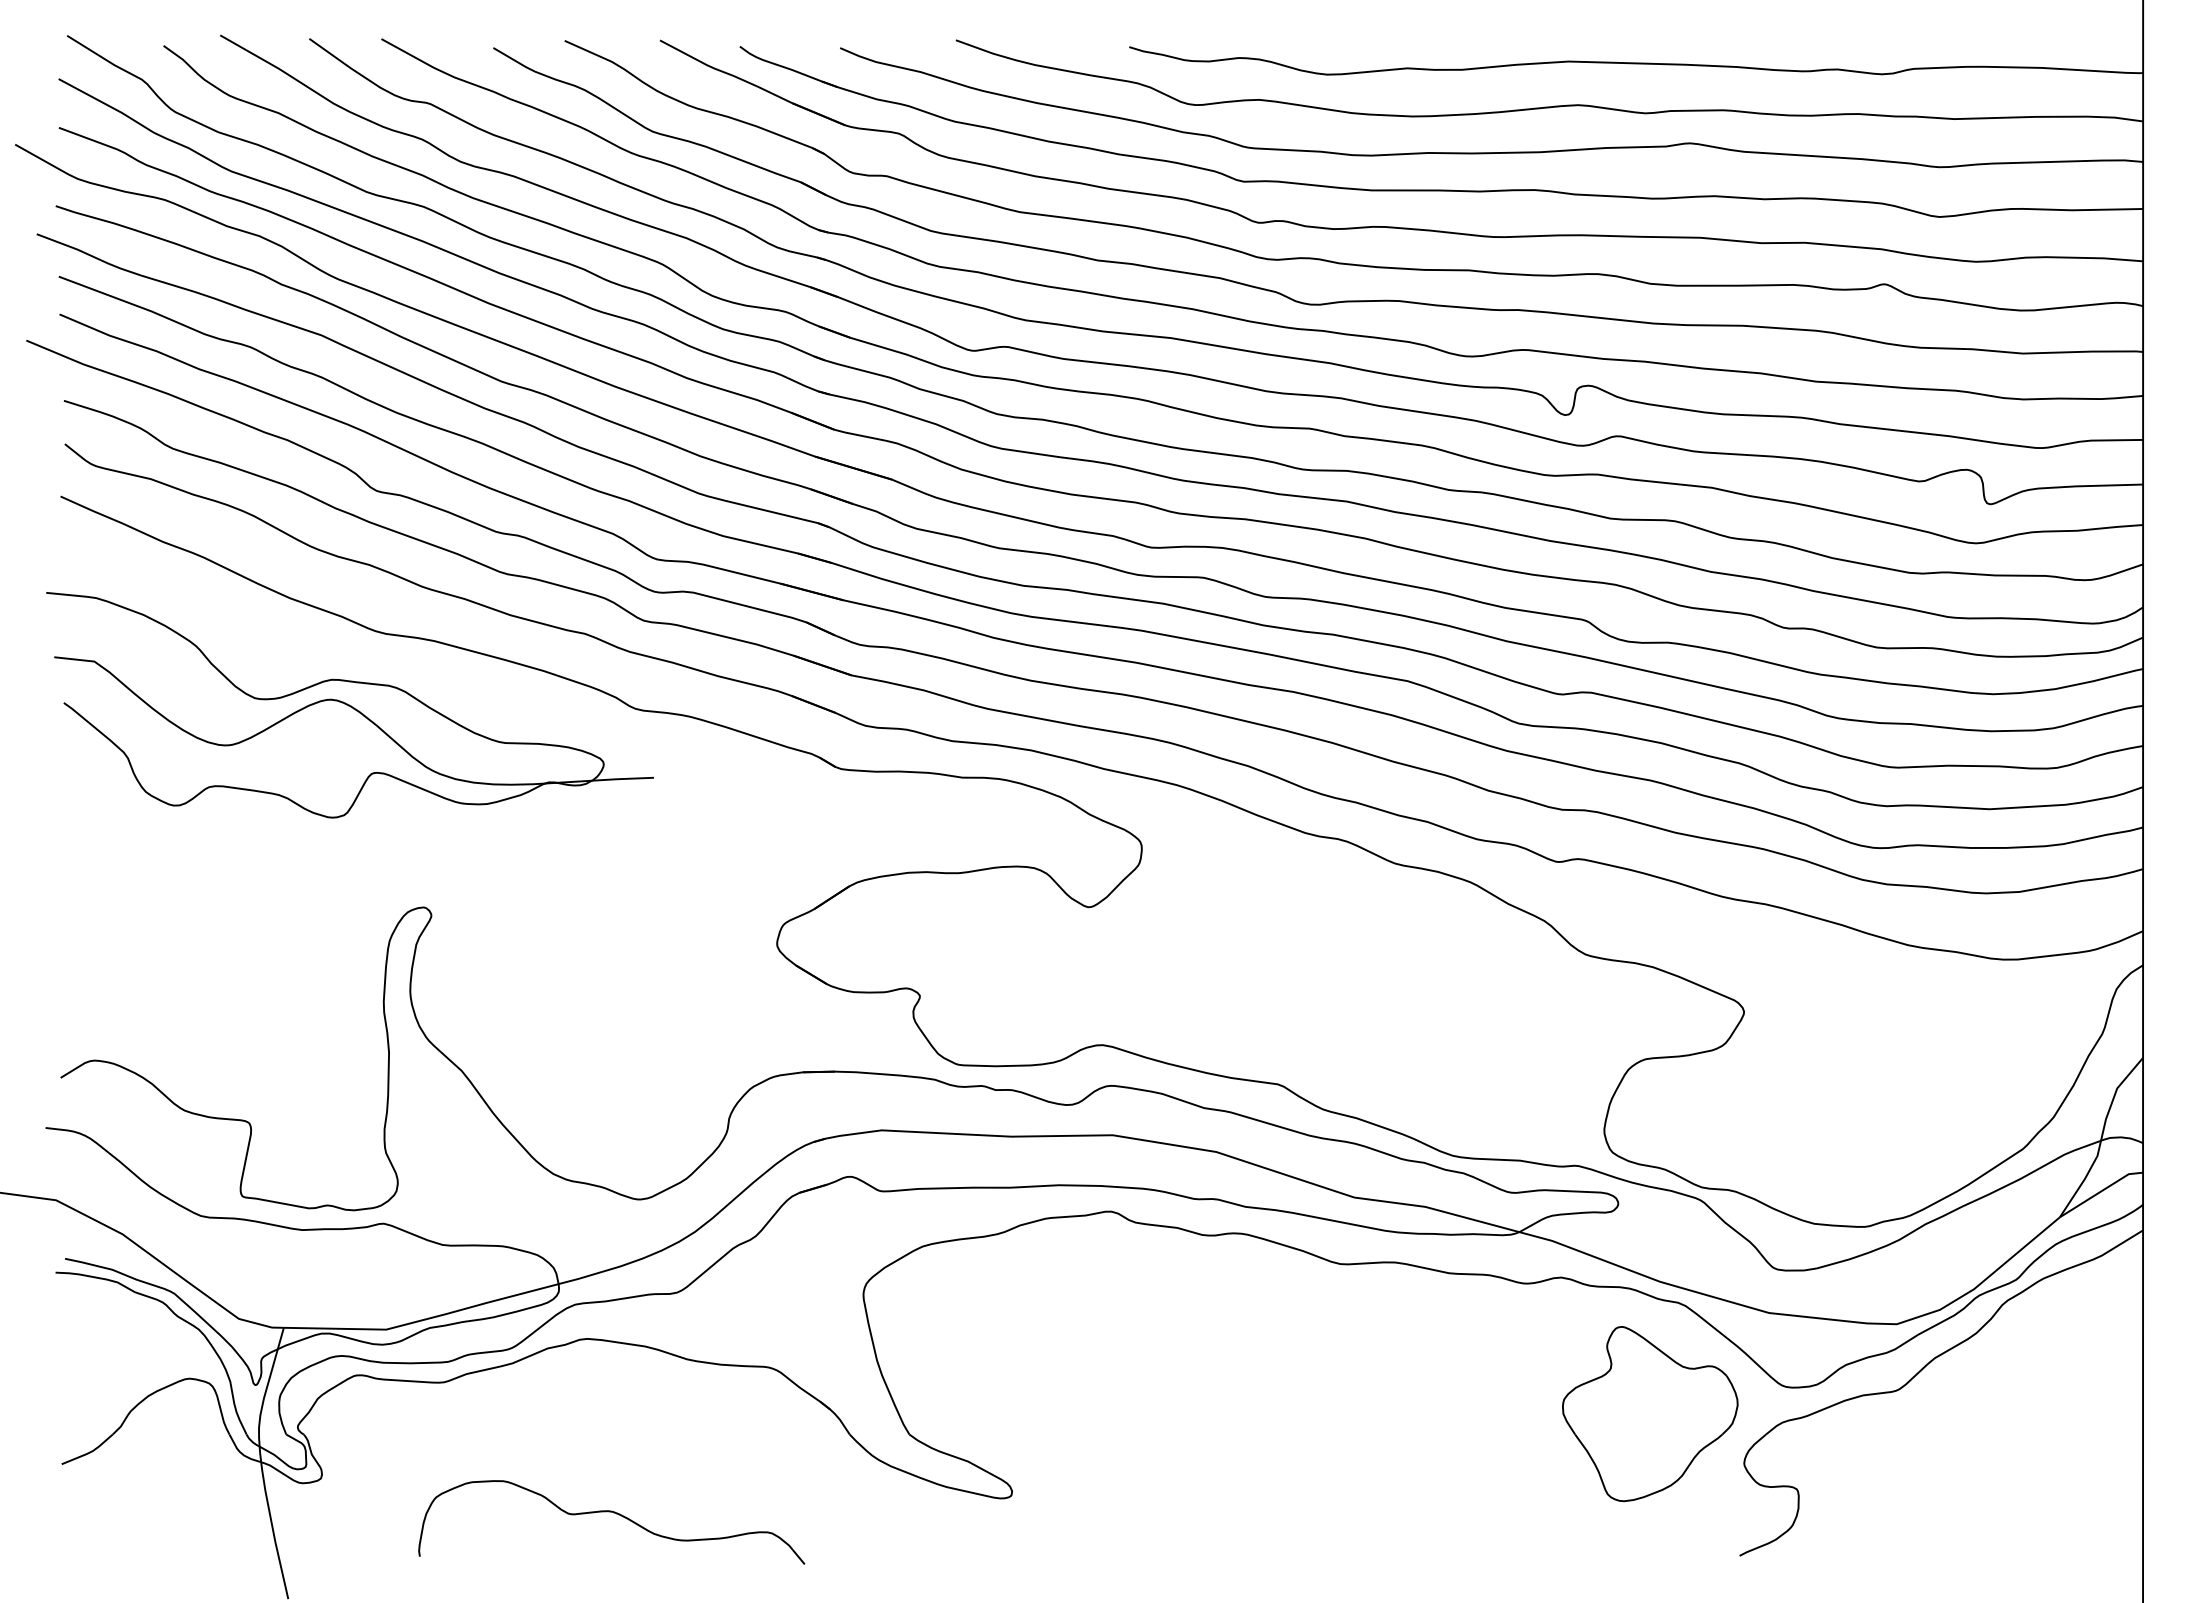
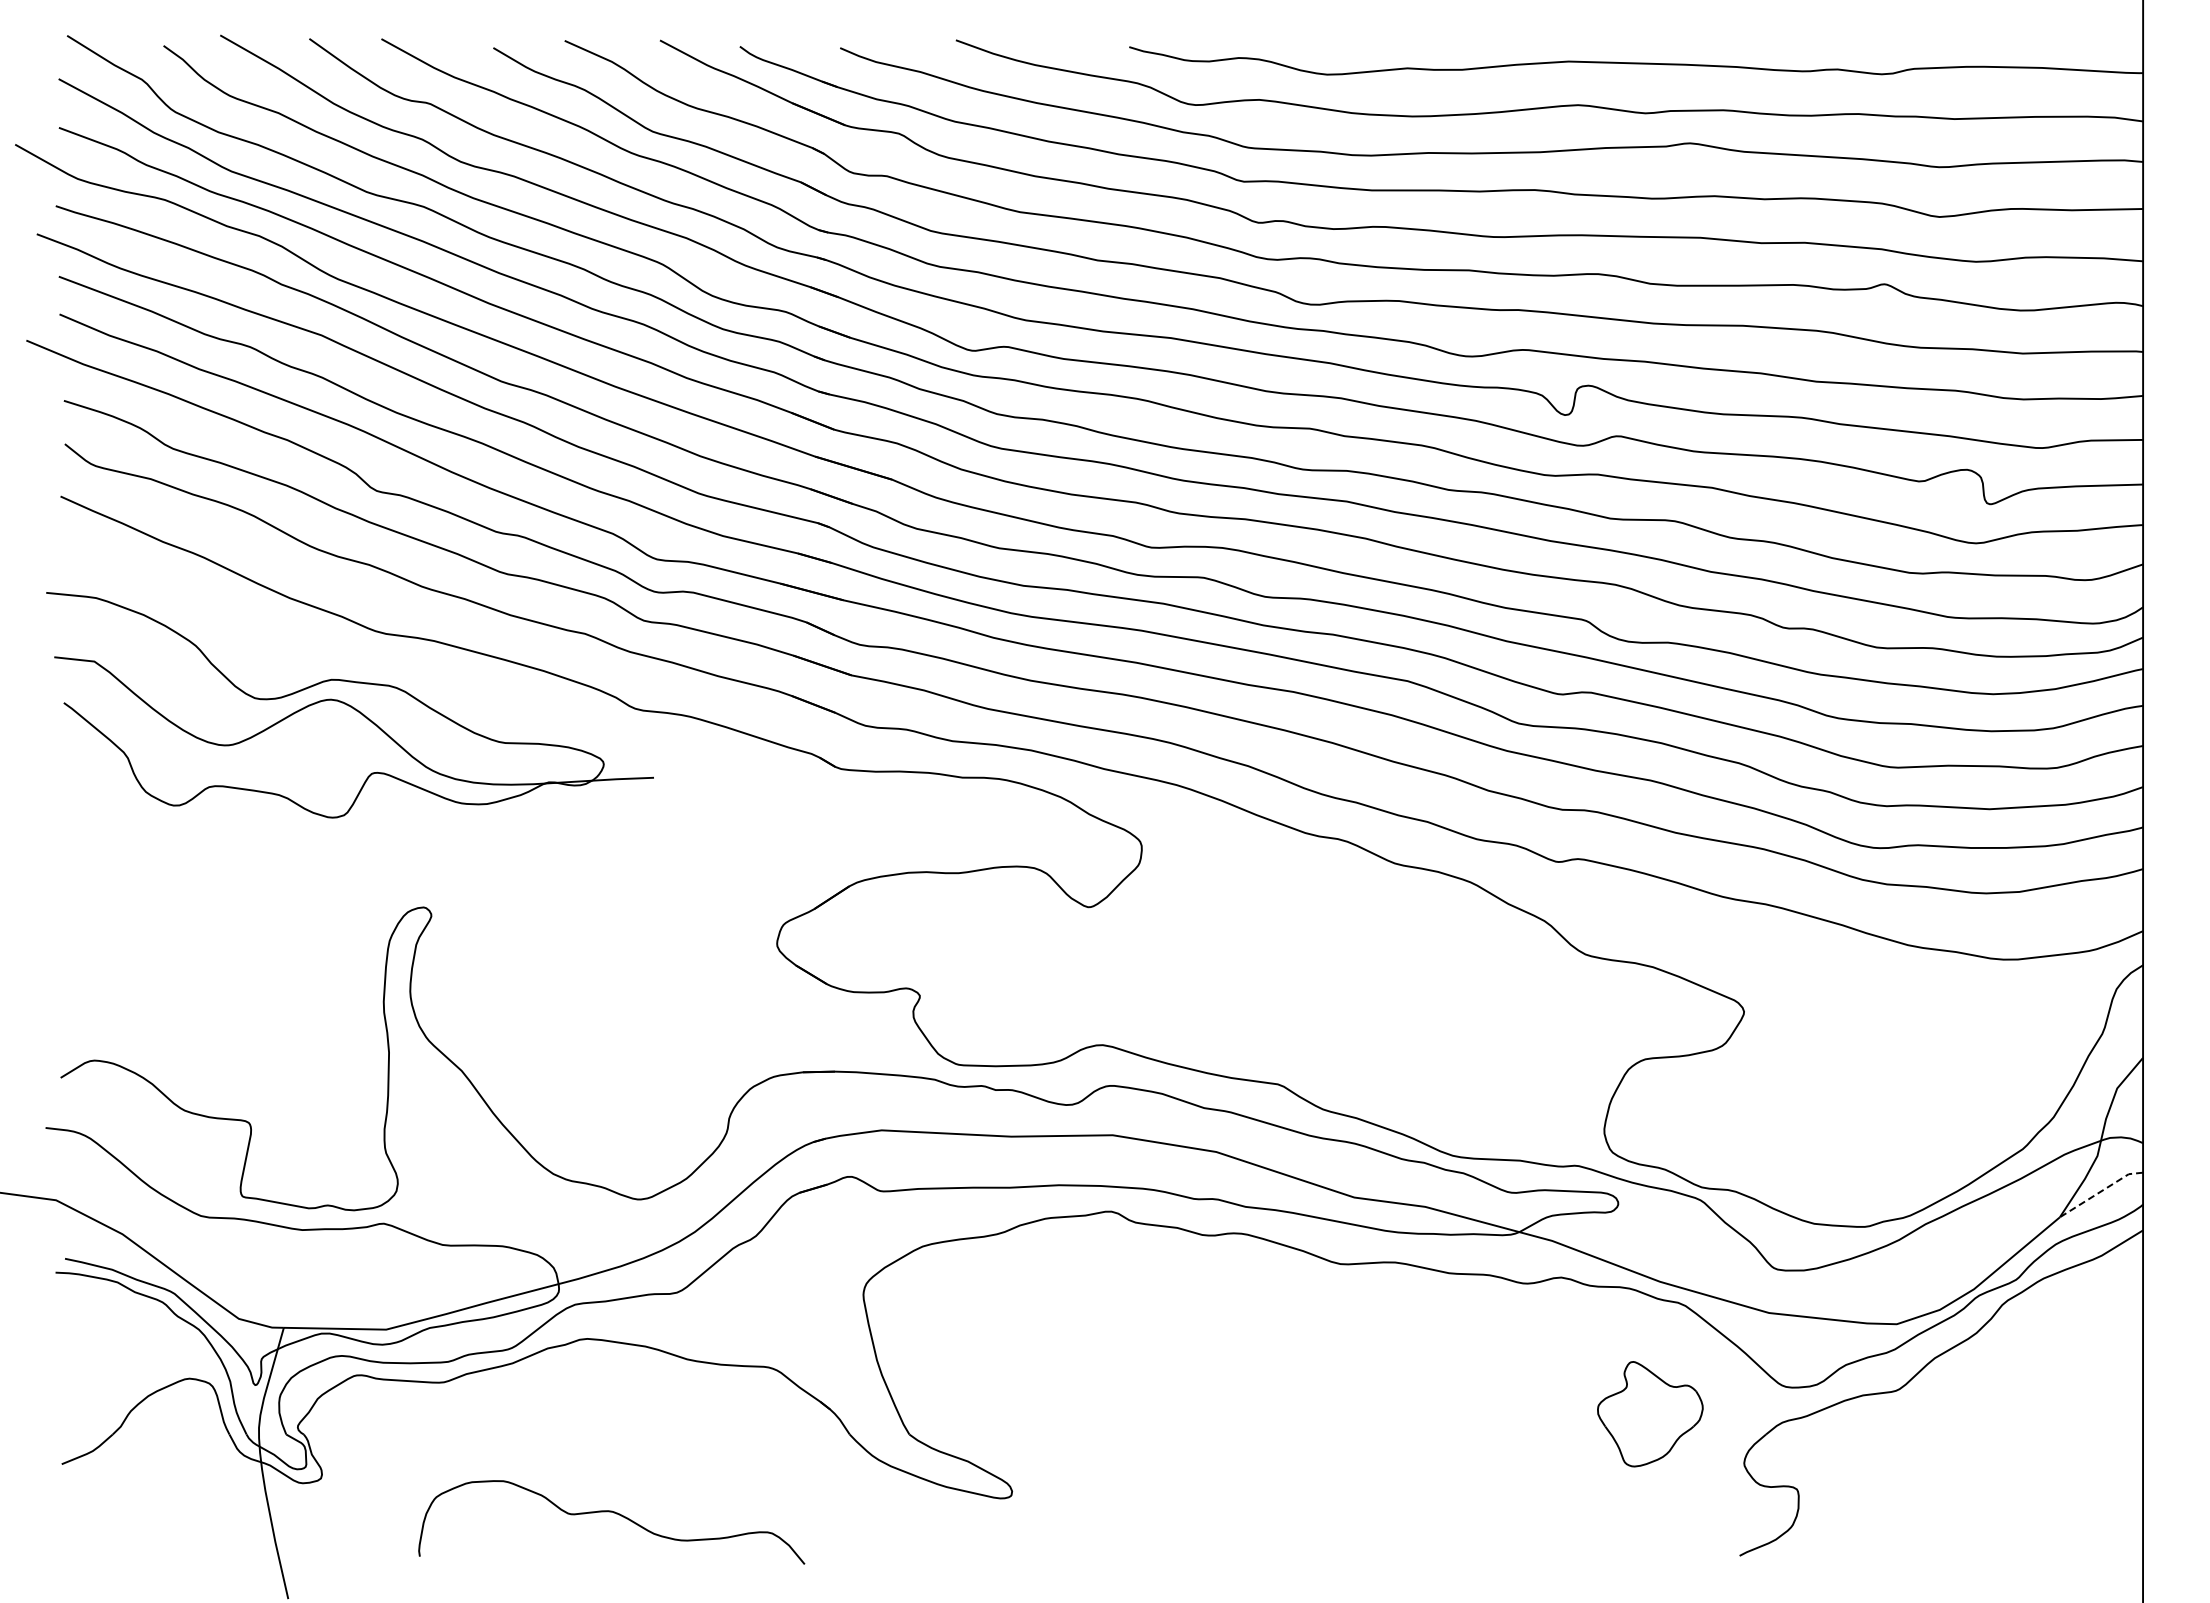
line: solid -> dashed (2101, 1191)
part size: 177x177 px -> 107x107 px (1650, 1414)
